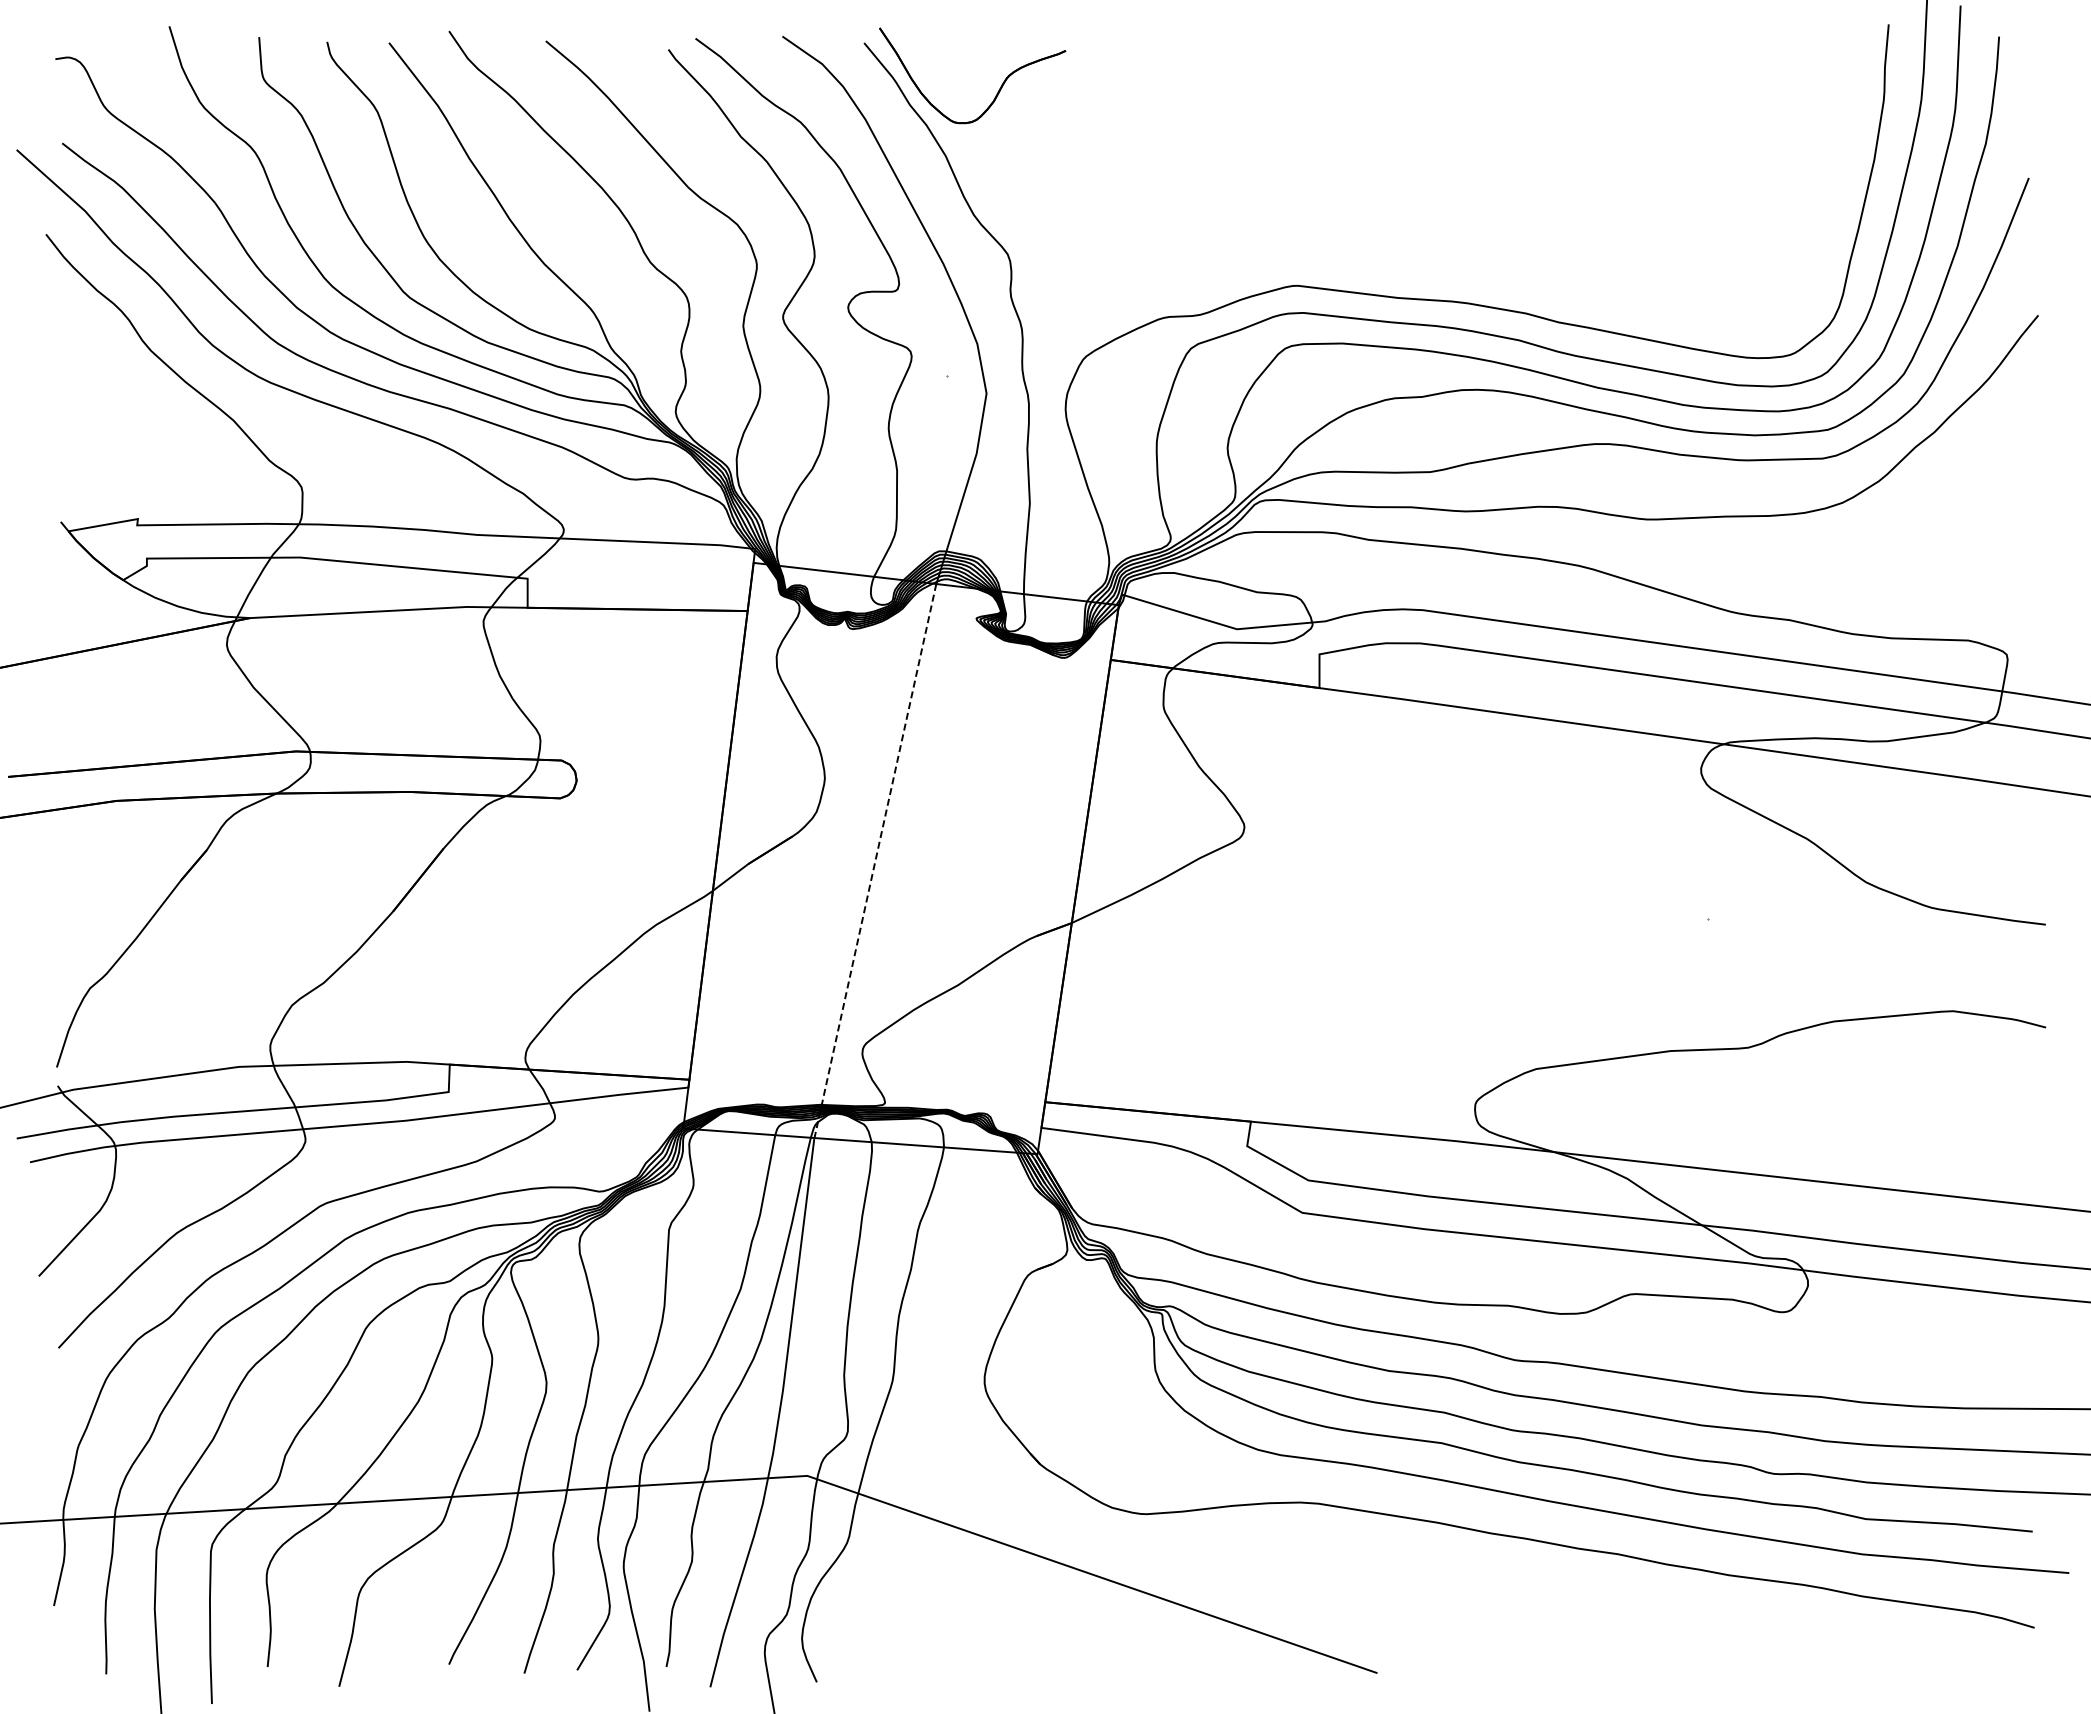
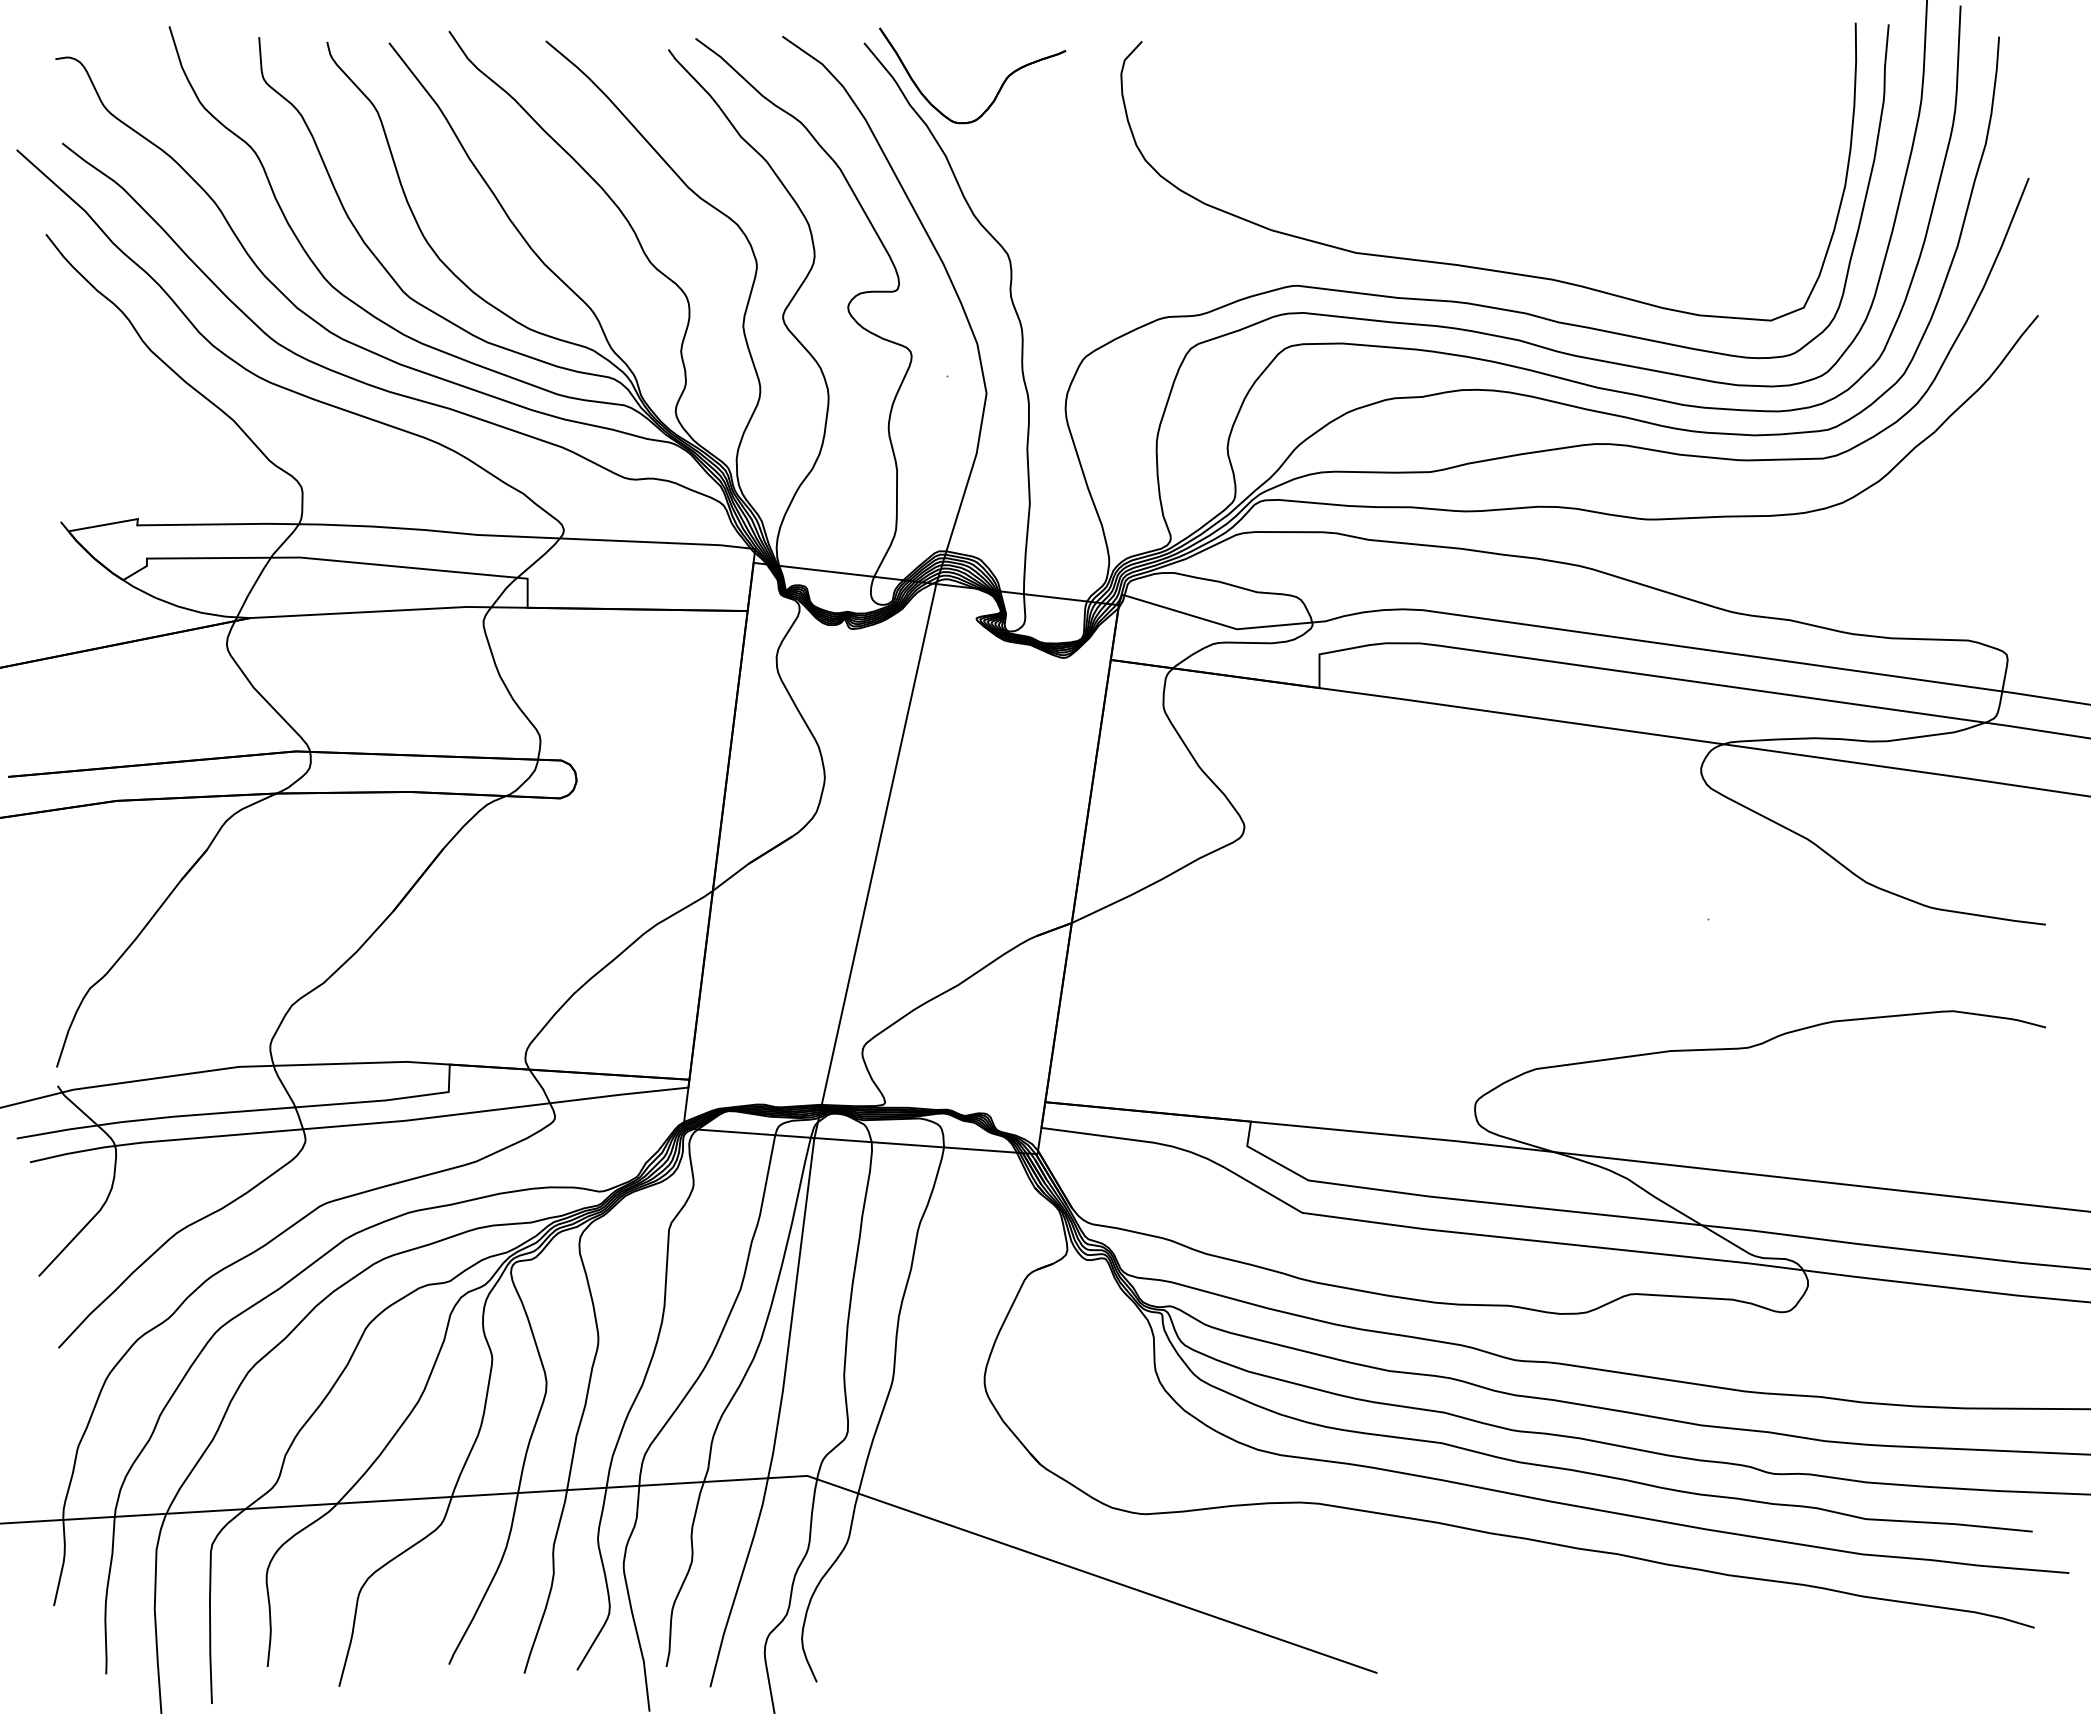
curve: none -> present (1474, 266)
line: dashed -> solid (875, 862)
